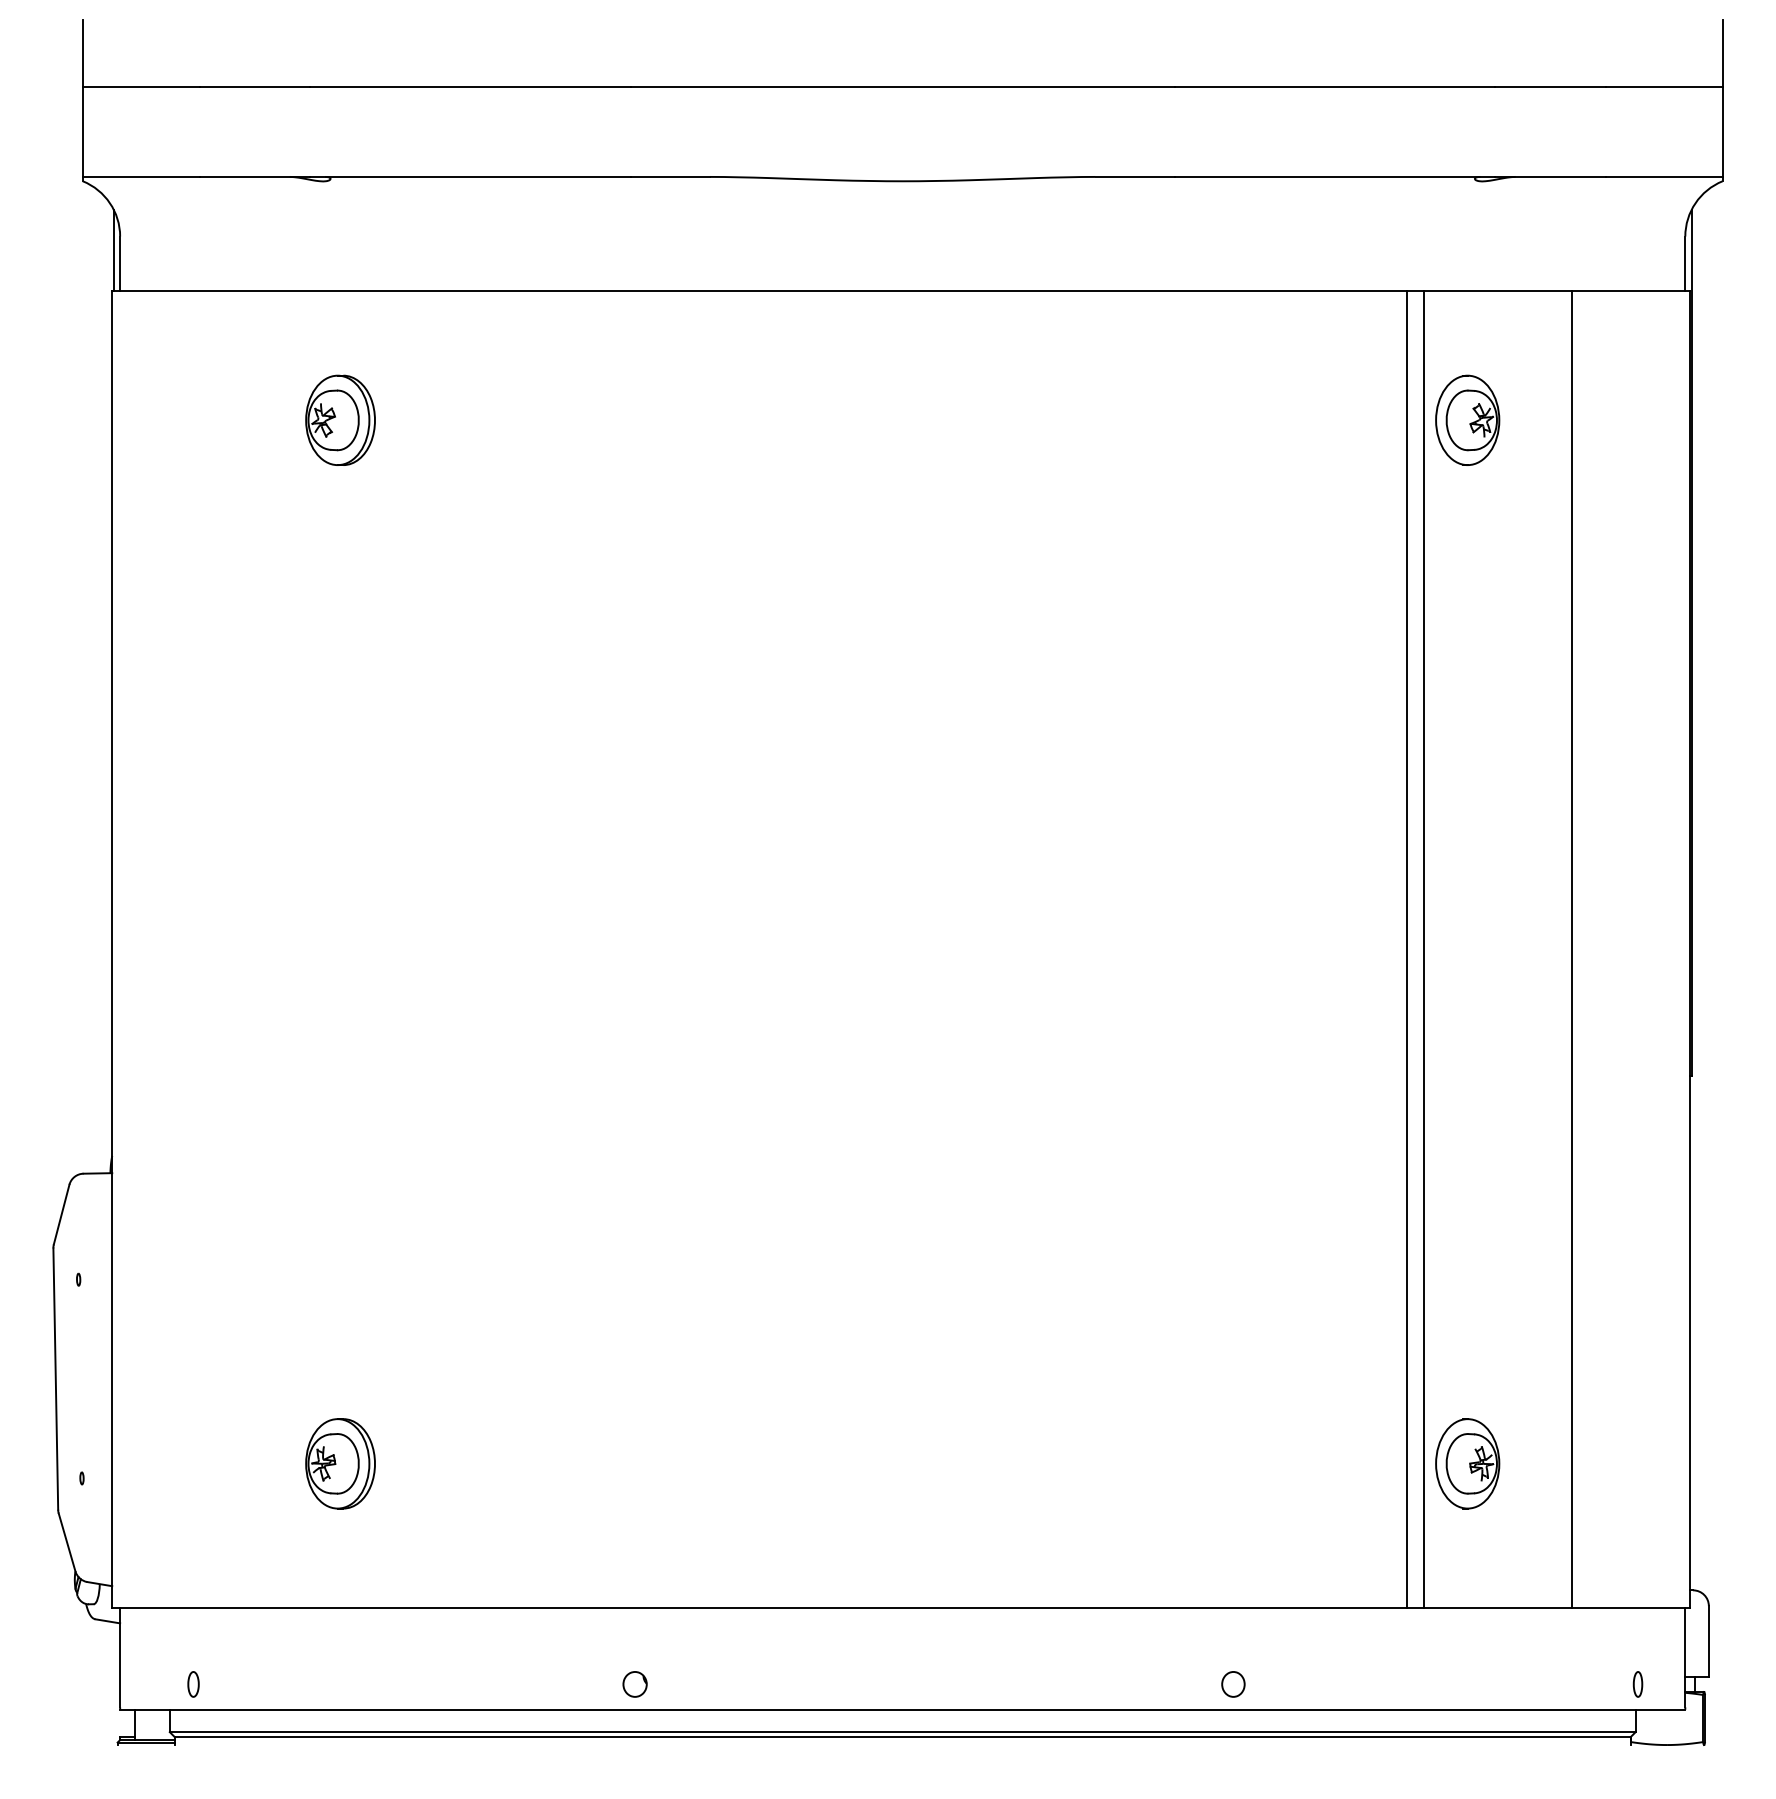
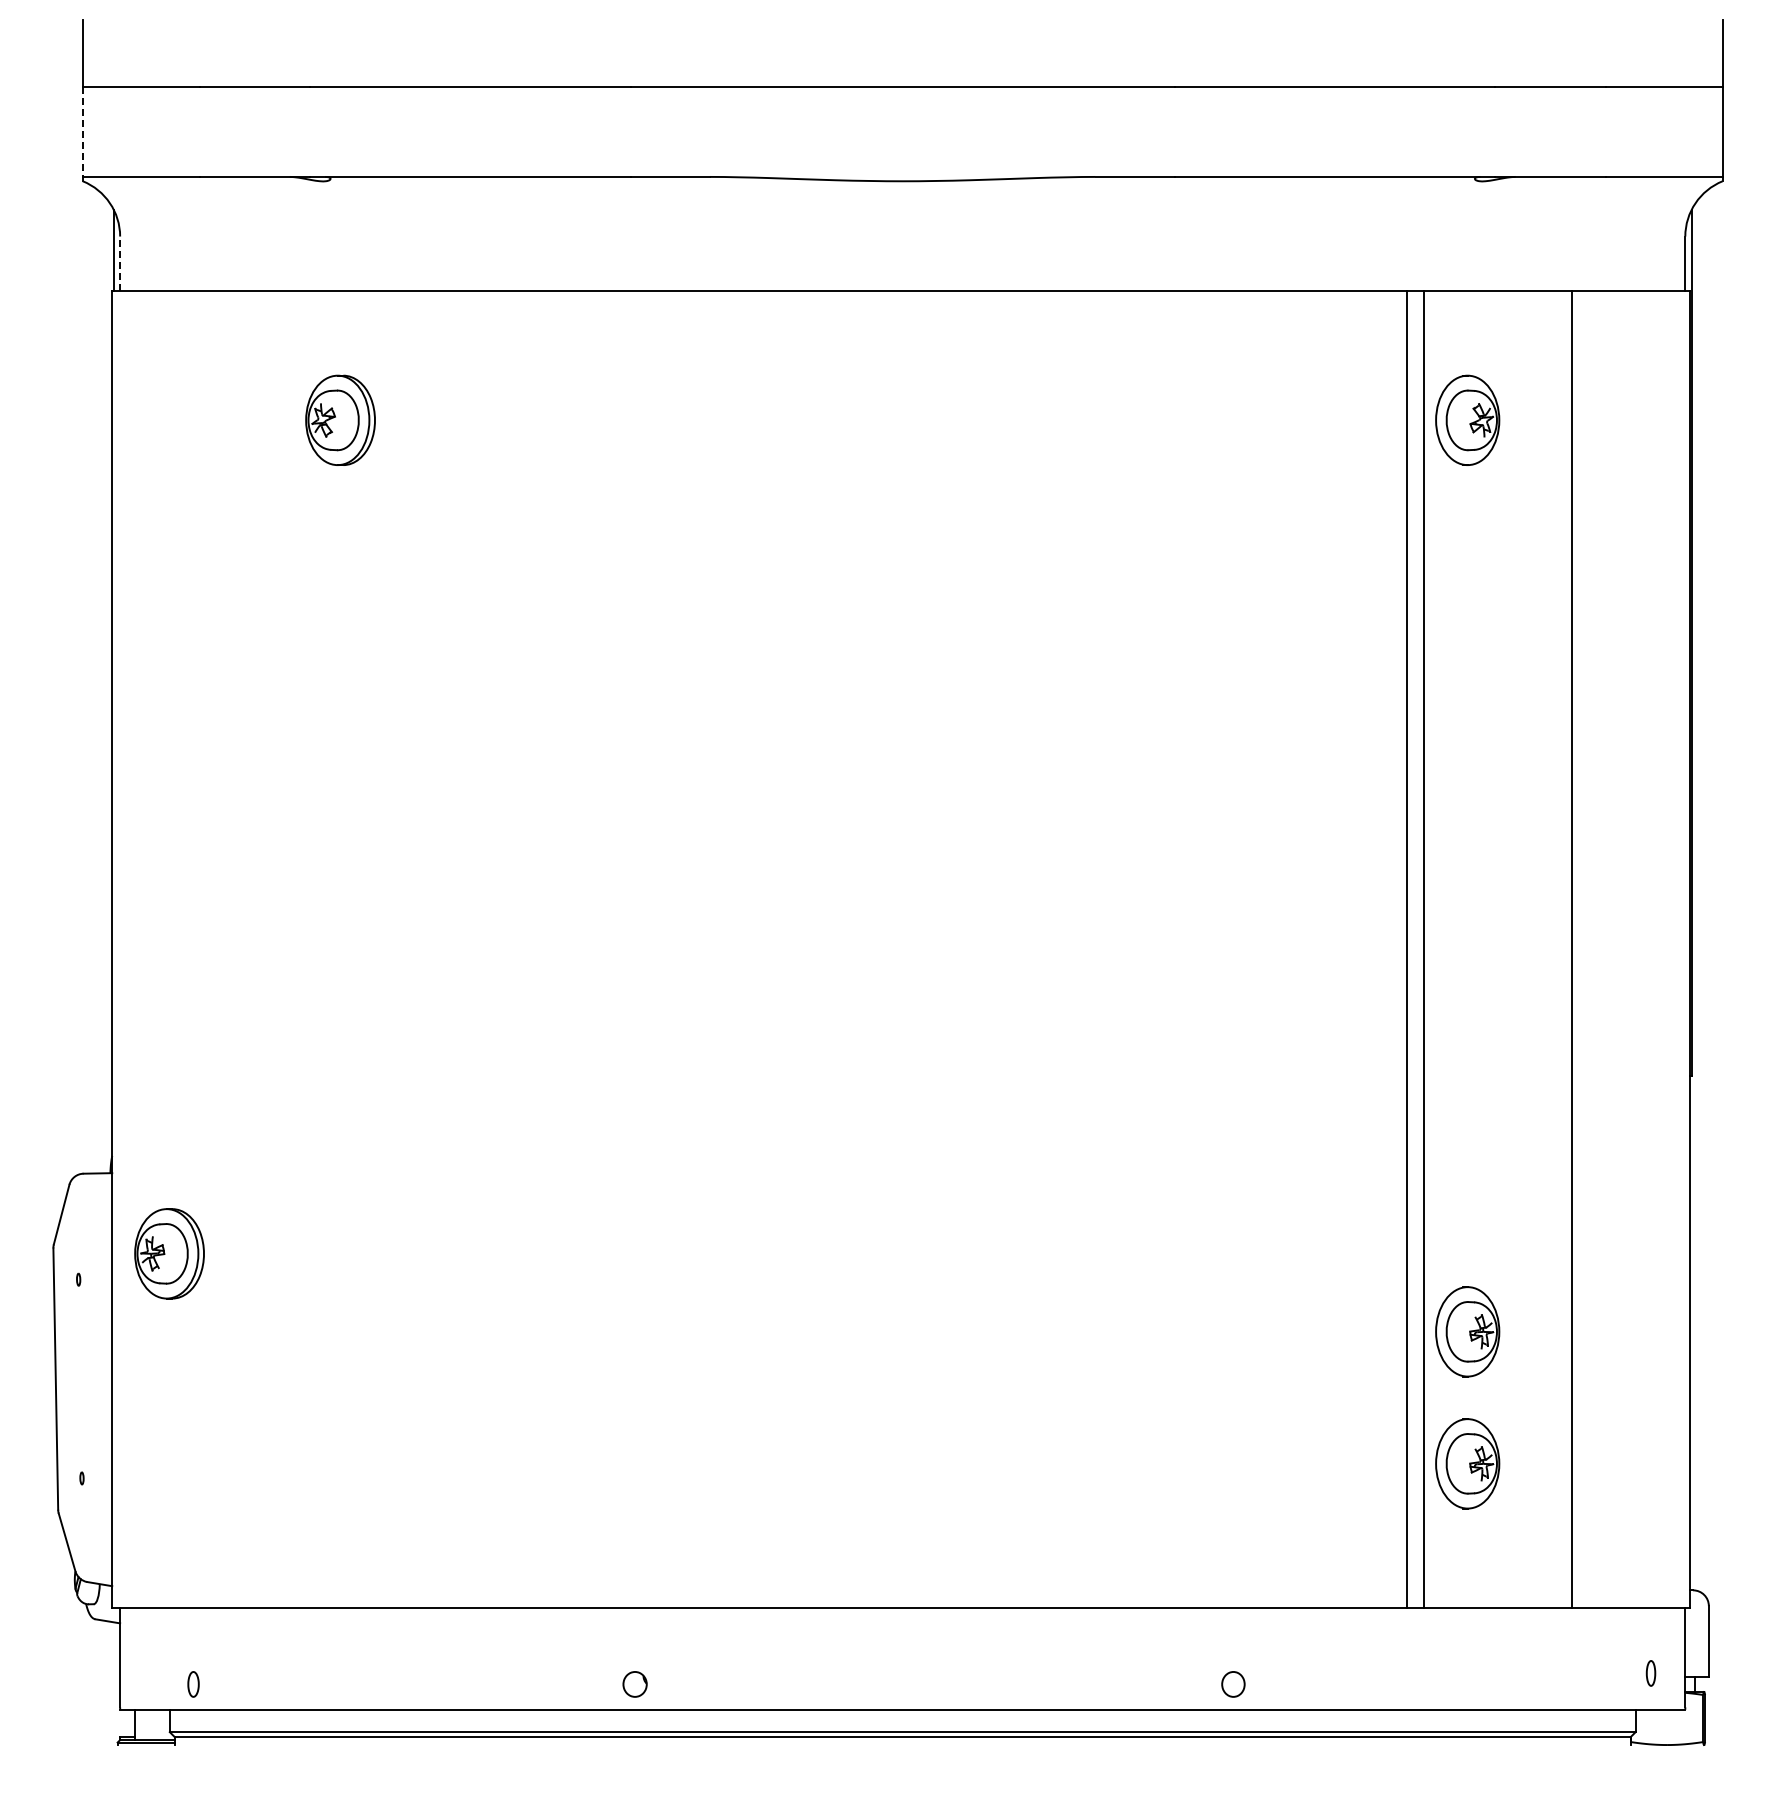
line: solid -> dashed (82, 132)
line: solid -> dashed (120, 263)
part: none -> present (1467, 1331)
part position: (340, 1463) -> (169, 1253) (169, 1253)
part position: (1637, 1684) -> (1650, 1673) (1650, 1673)
